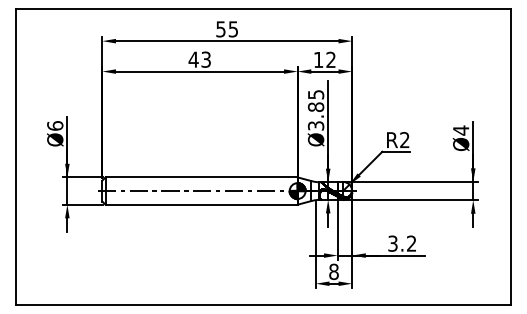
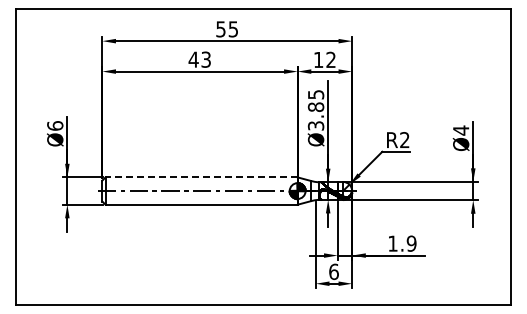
line: solid -> dashed (201, 177)
text: 3.2 -> 1.9 (402, 243)
text: 8 -> 6 (333, 271)
